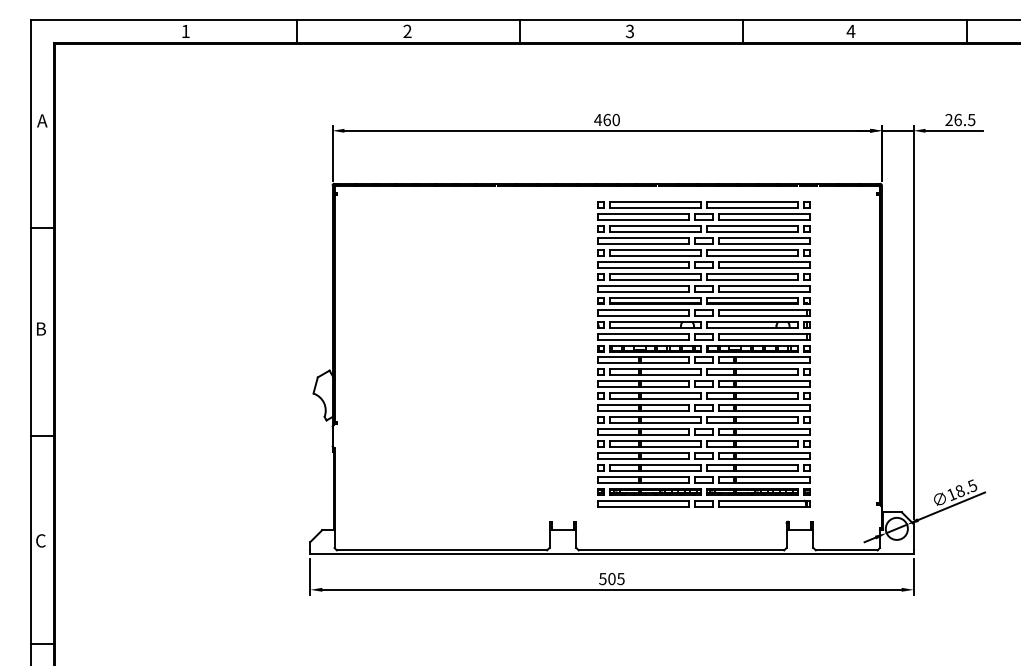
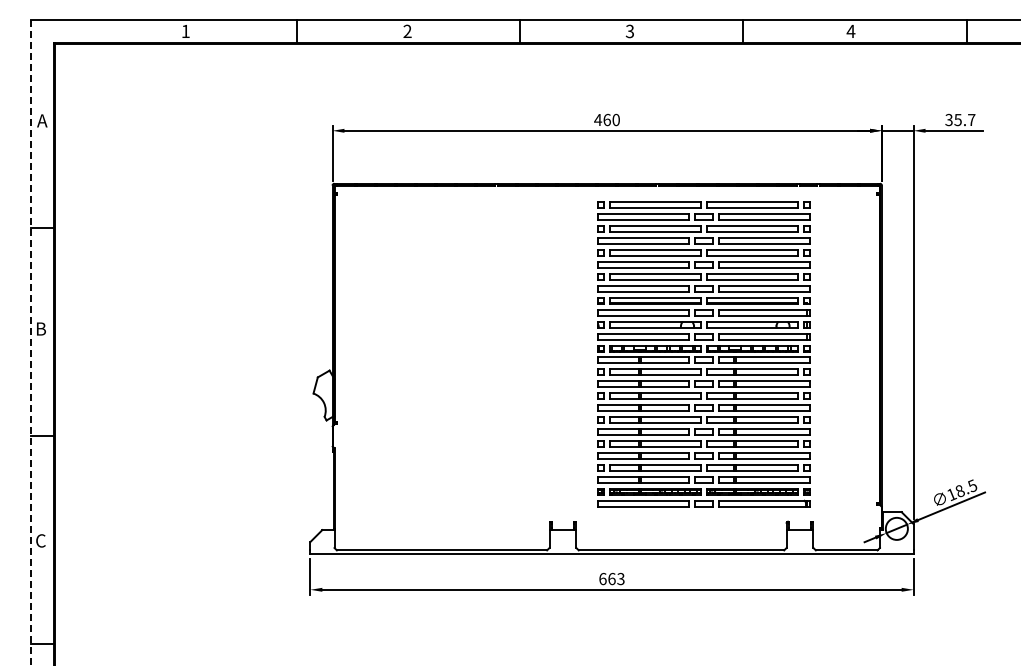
text: 26.5 -> 35.7 (960, 119)
line: solid -> dashed (30, 342)
text: 505 -> 663 (611, 578)
